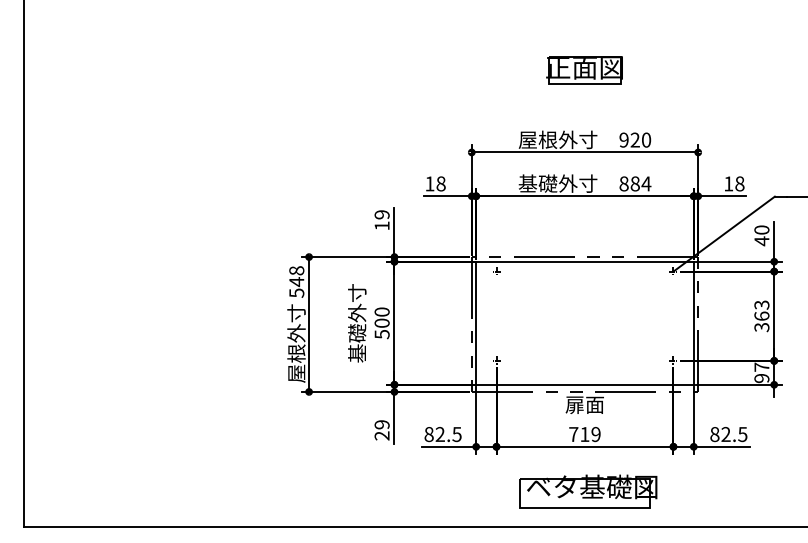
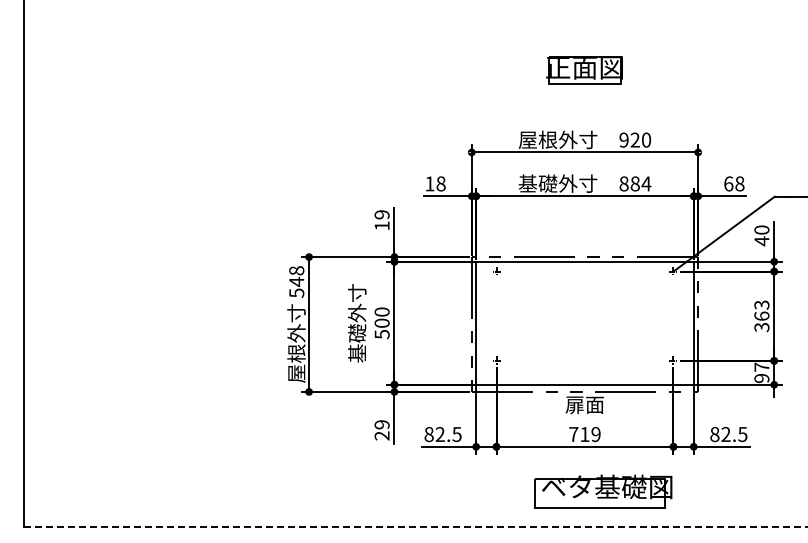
text: 18 -> 68 (728, 183)
part position: (588, 491) -> (603, 491) (603, 491)
line: solid -> dashed (416, 526)
